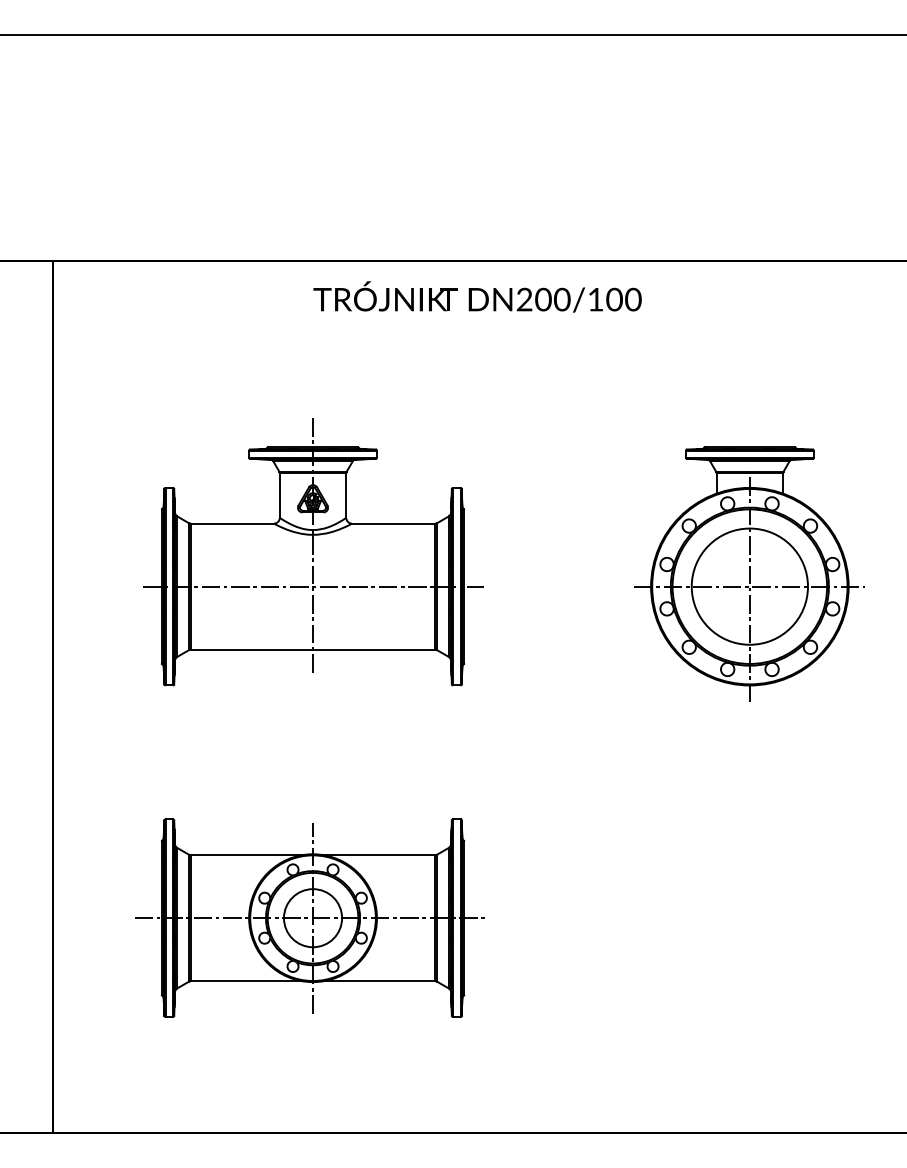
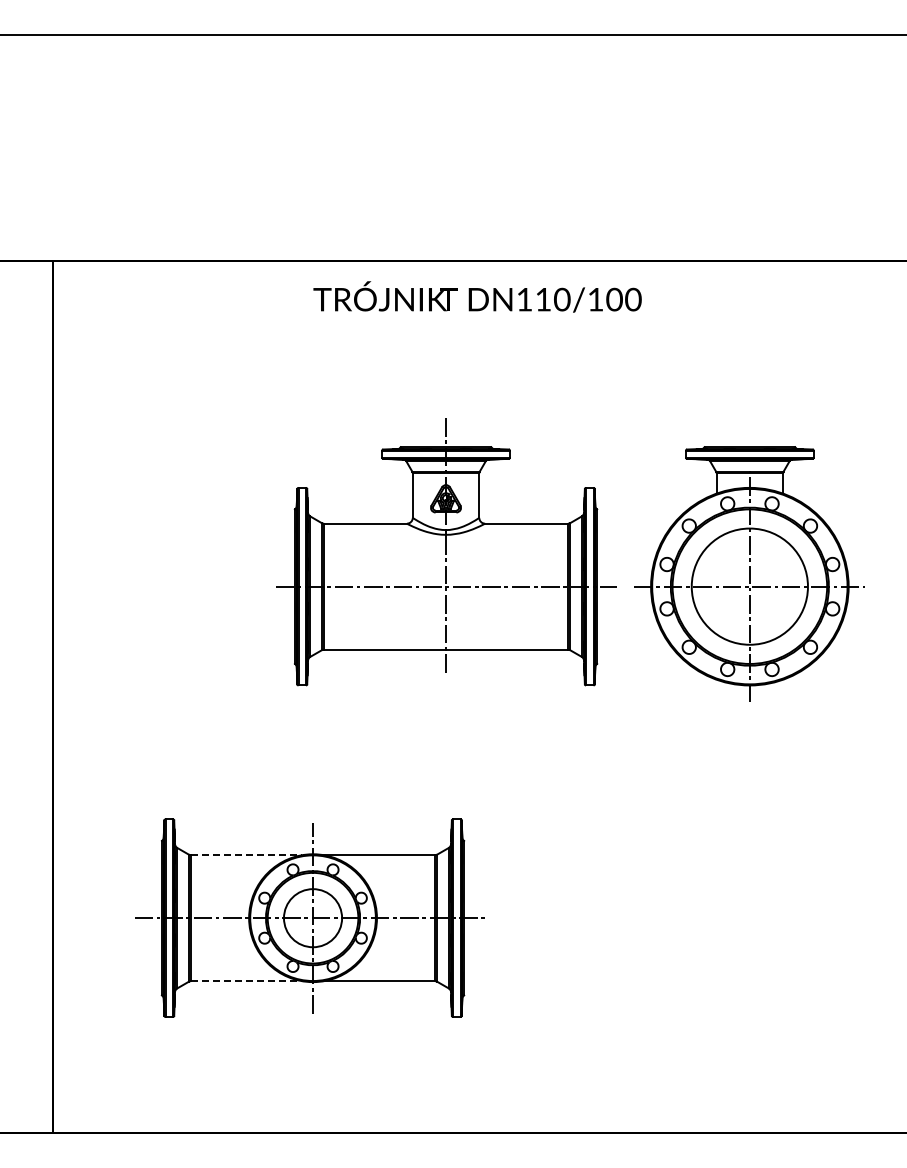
text: DN200/100 -> DN110/100 (533, 299)
part position: (313, 552) -> (446, 552) (446, 552)
line: solid -> dashed (246, 855)
line: solid -> dashed (246, 981)
